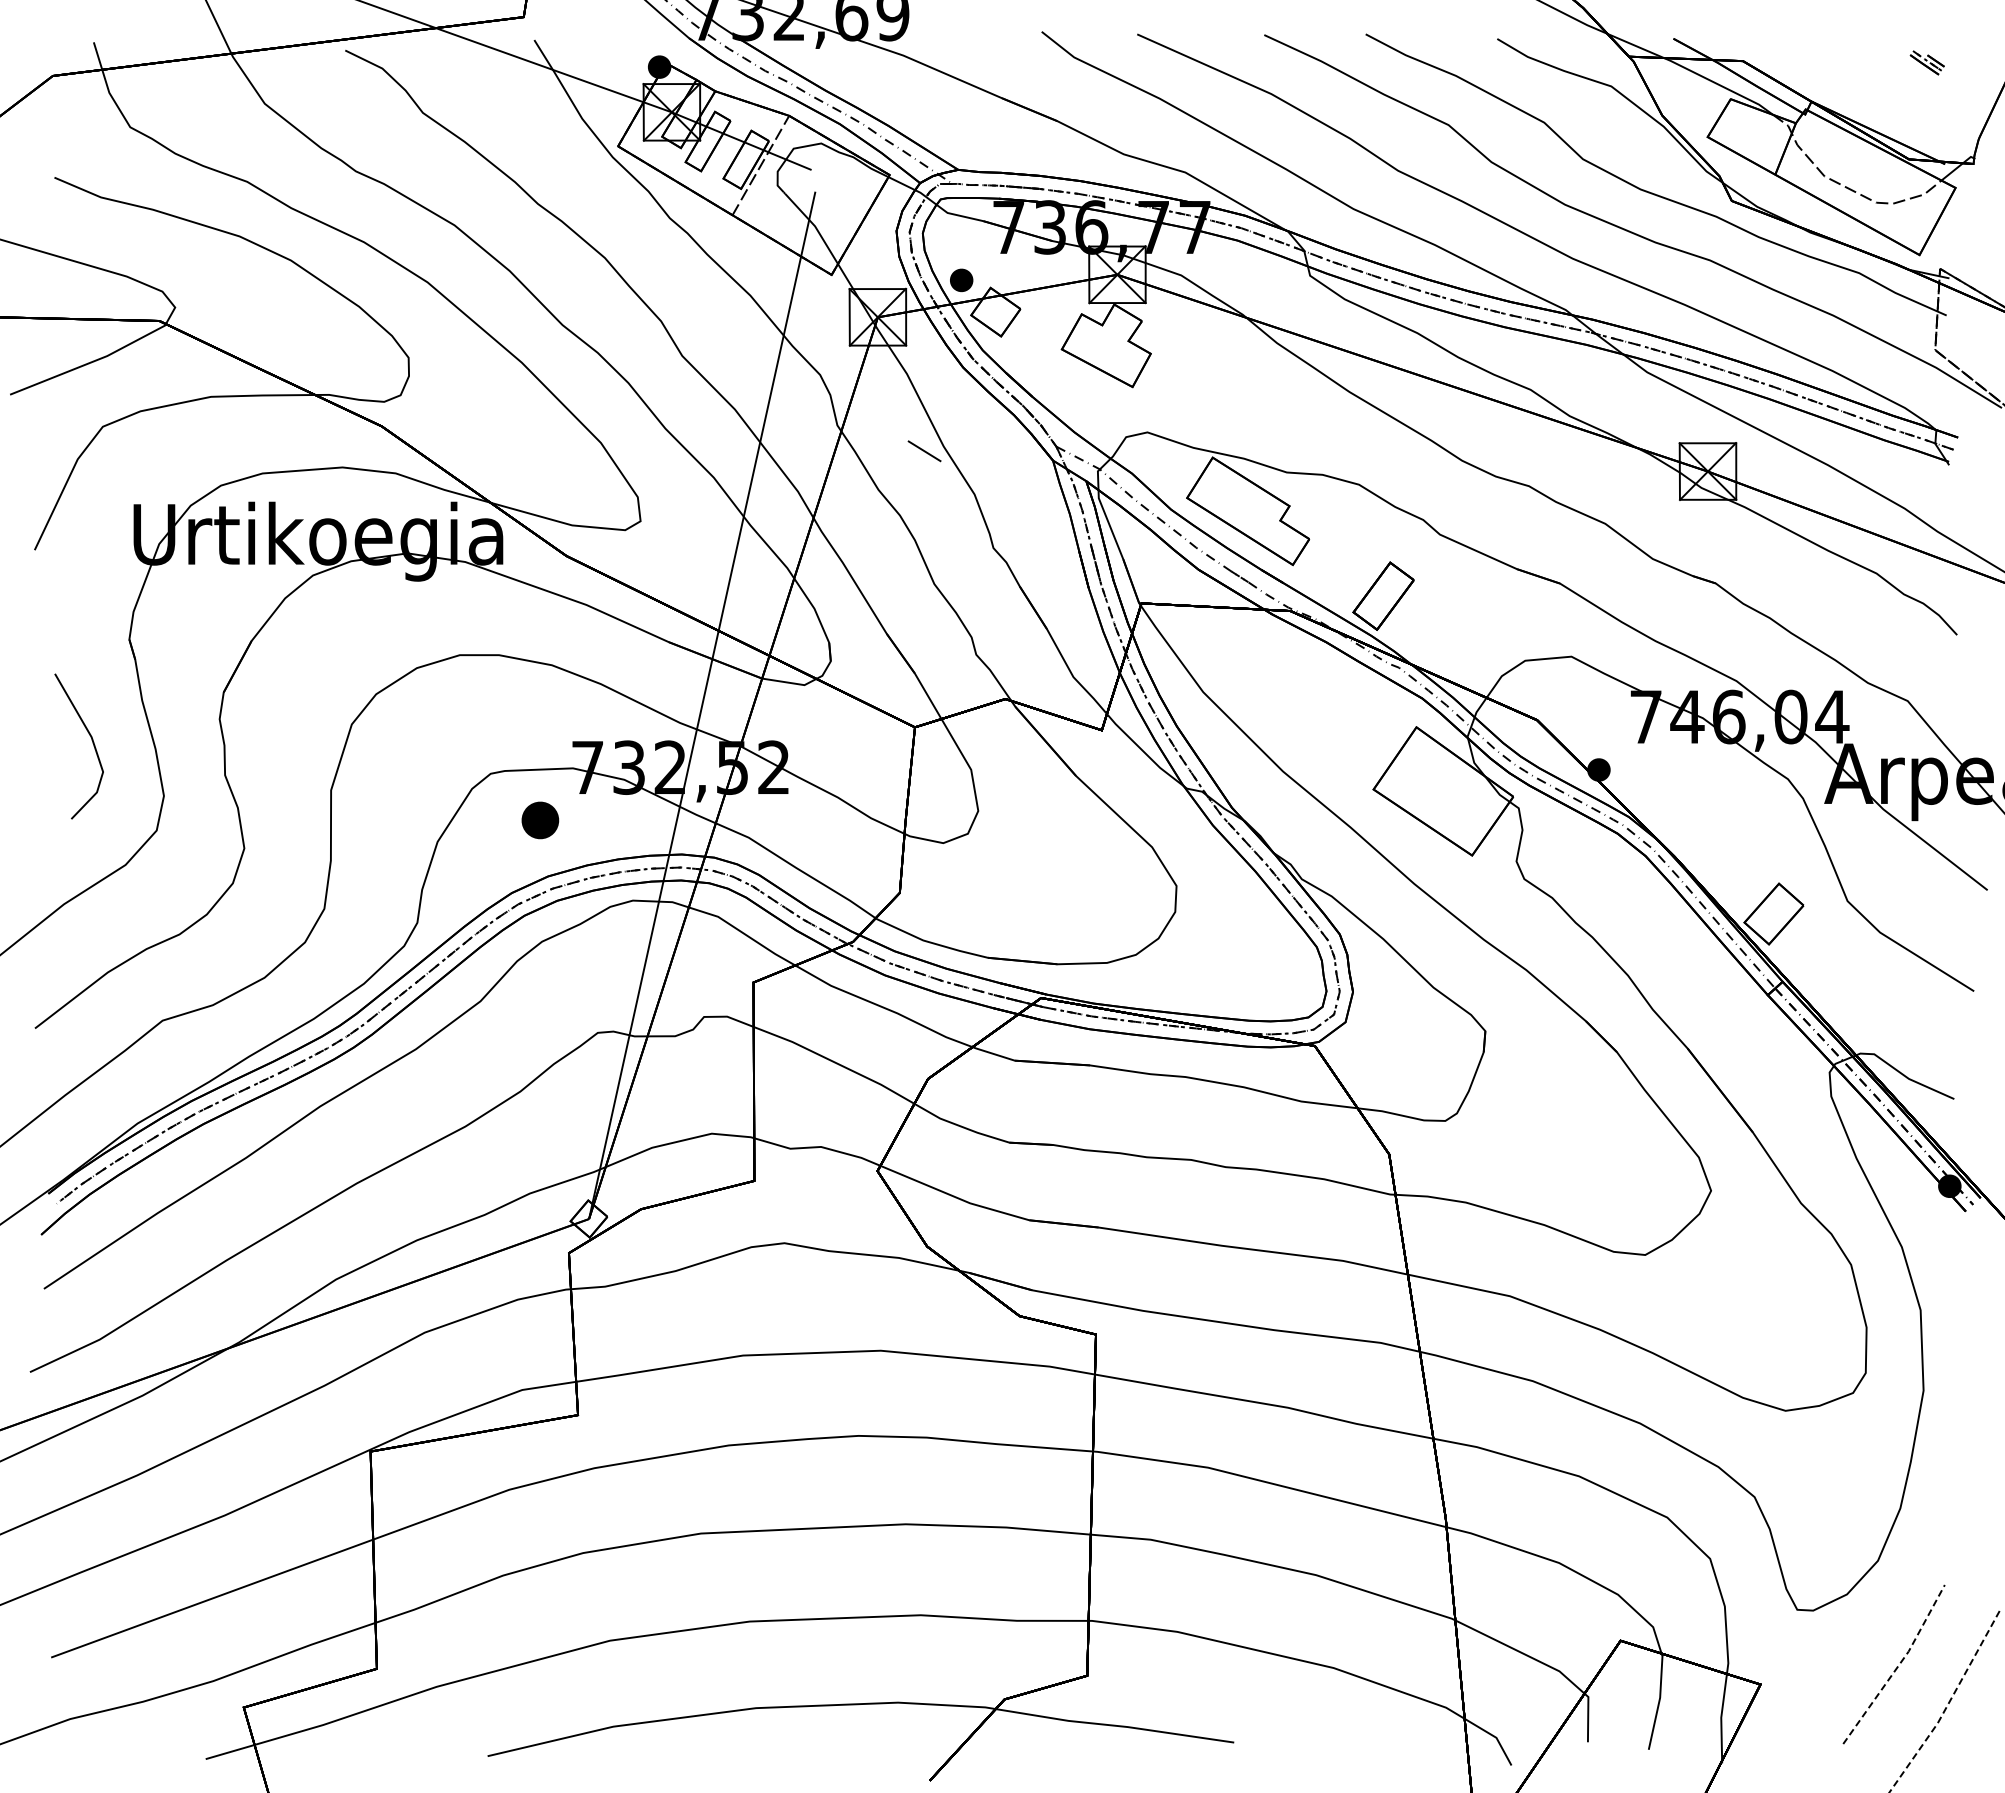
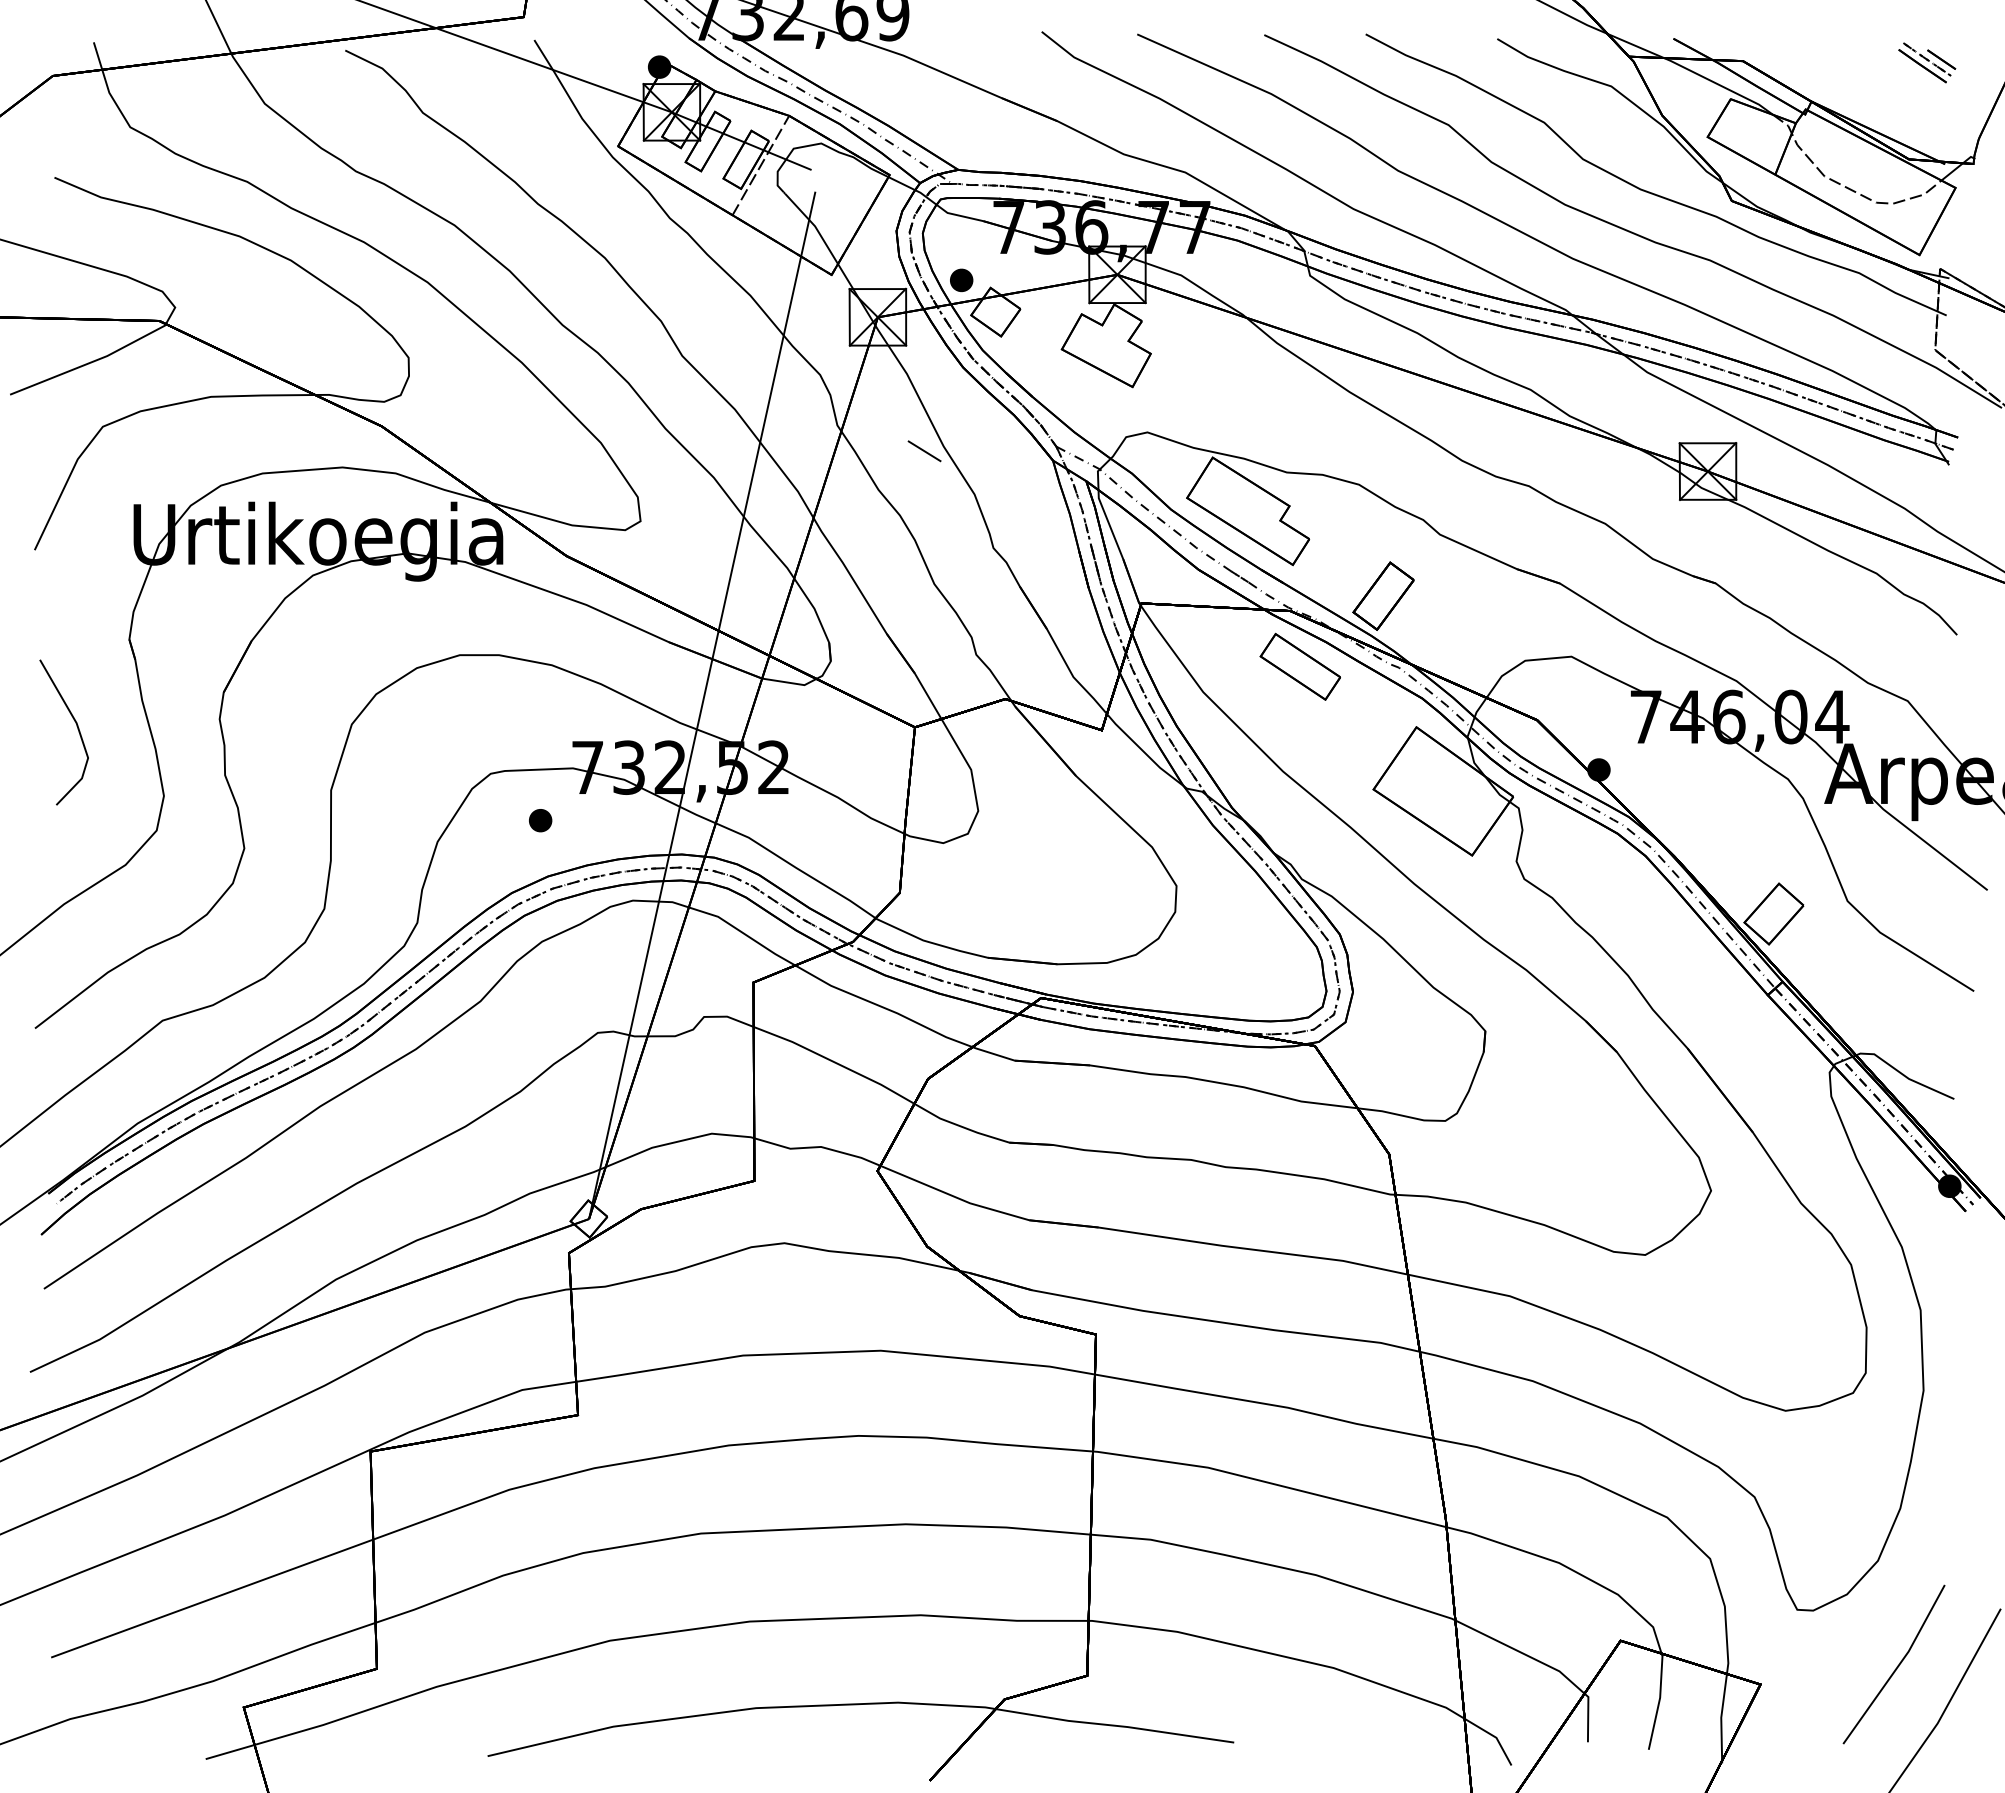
part size: 36x26 px -> 59x42 px (1927, 62)
part: none -> present (1299, 666)
line position: (91, 740) -> (76, 726) (76, 726)
part size: 39x39 px -> 24x24 px (540, 820)
line: dashed -> solid (1898, 1666)
line: dashed -> solid (1948, 1703)
